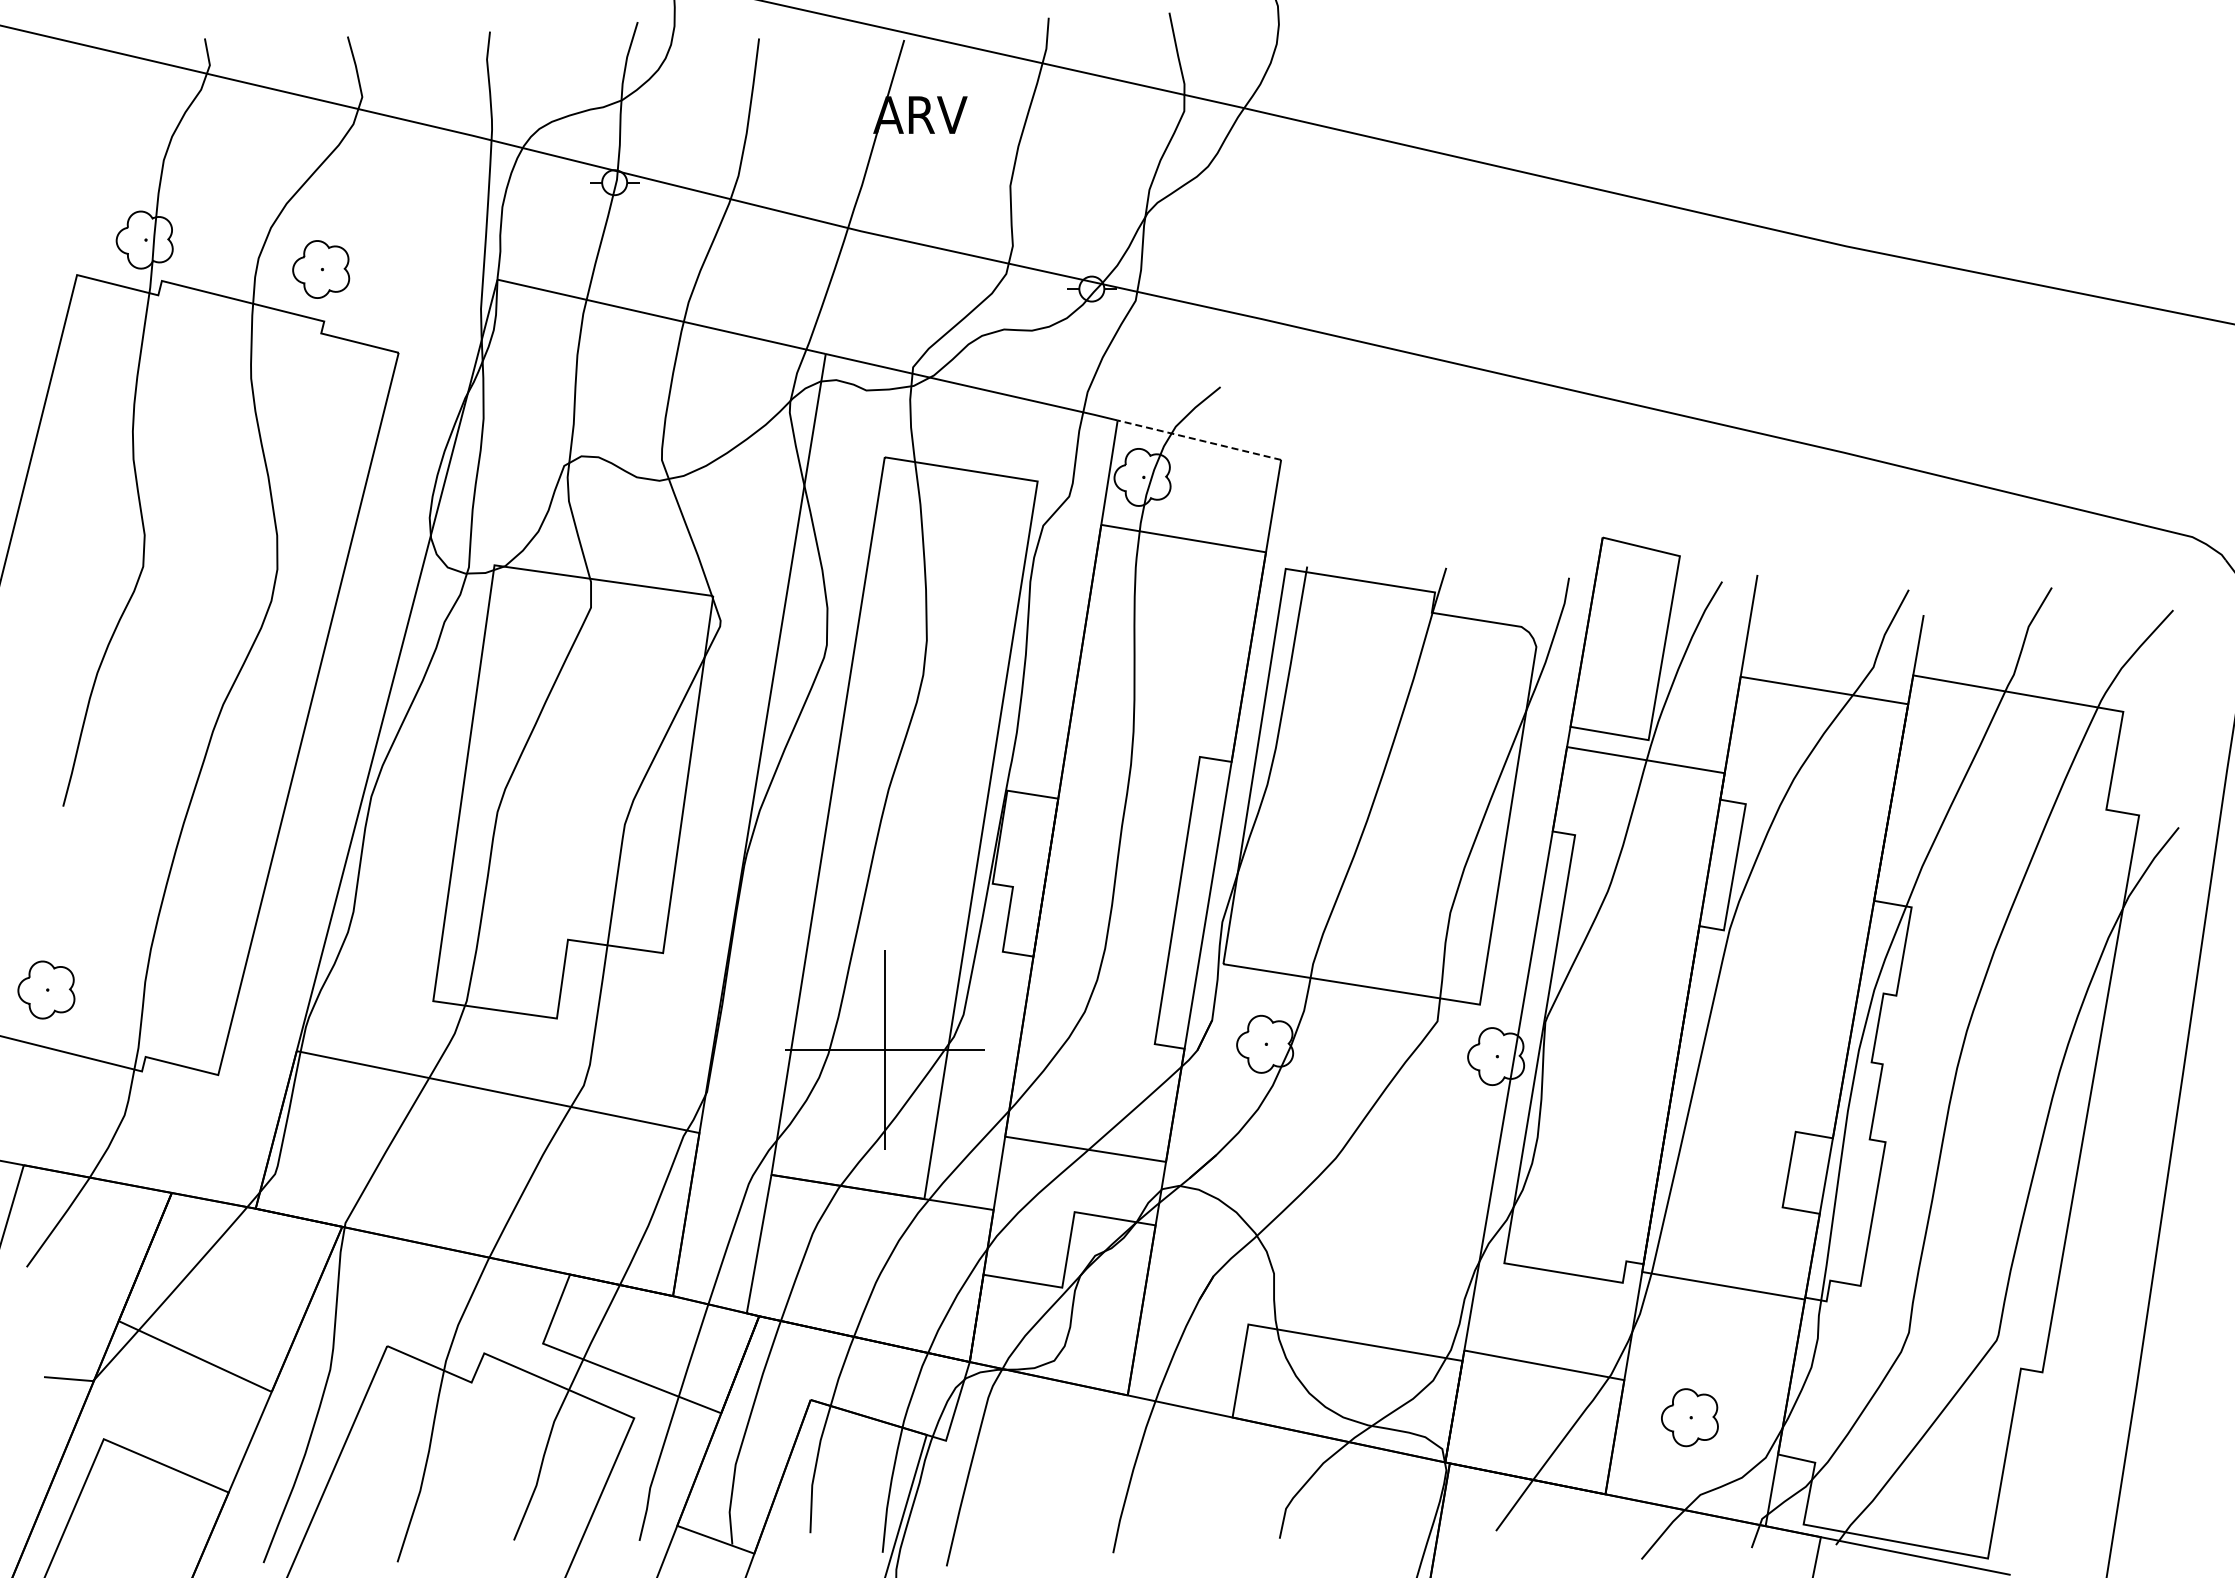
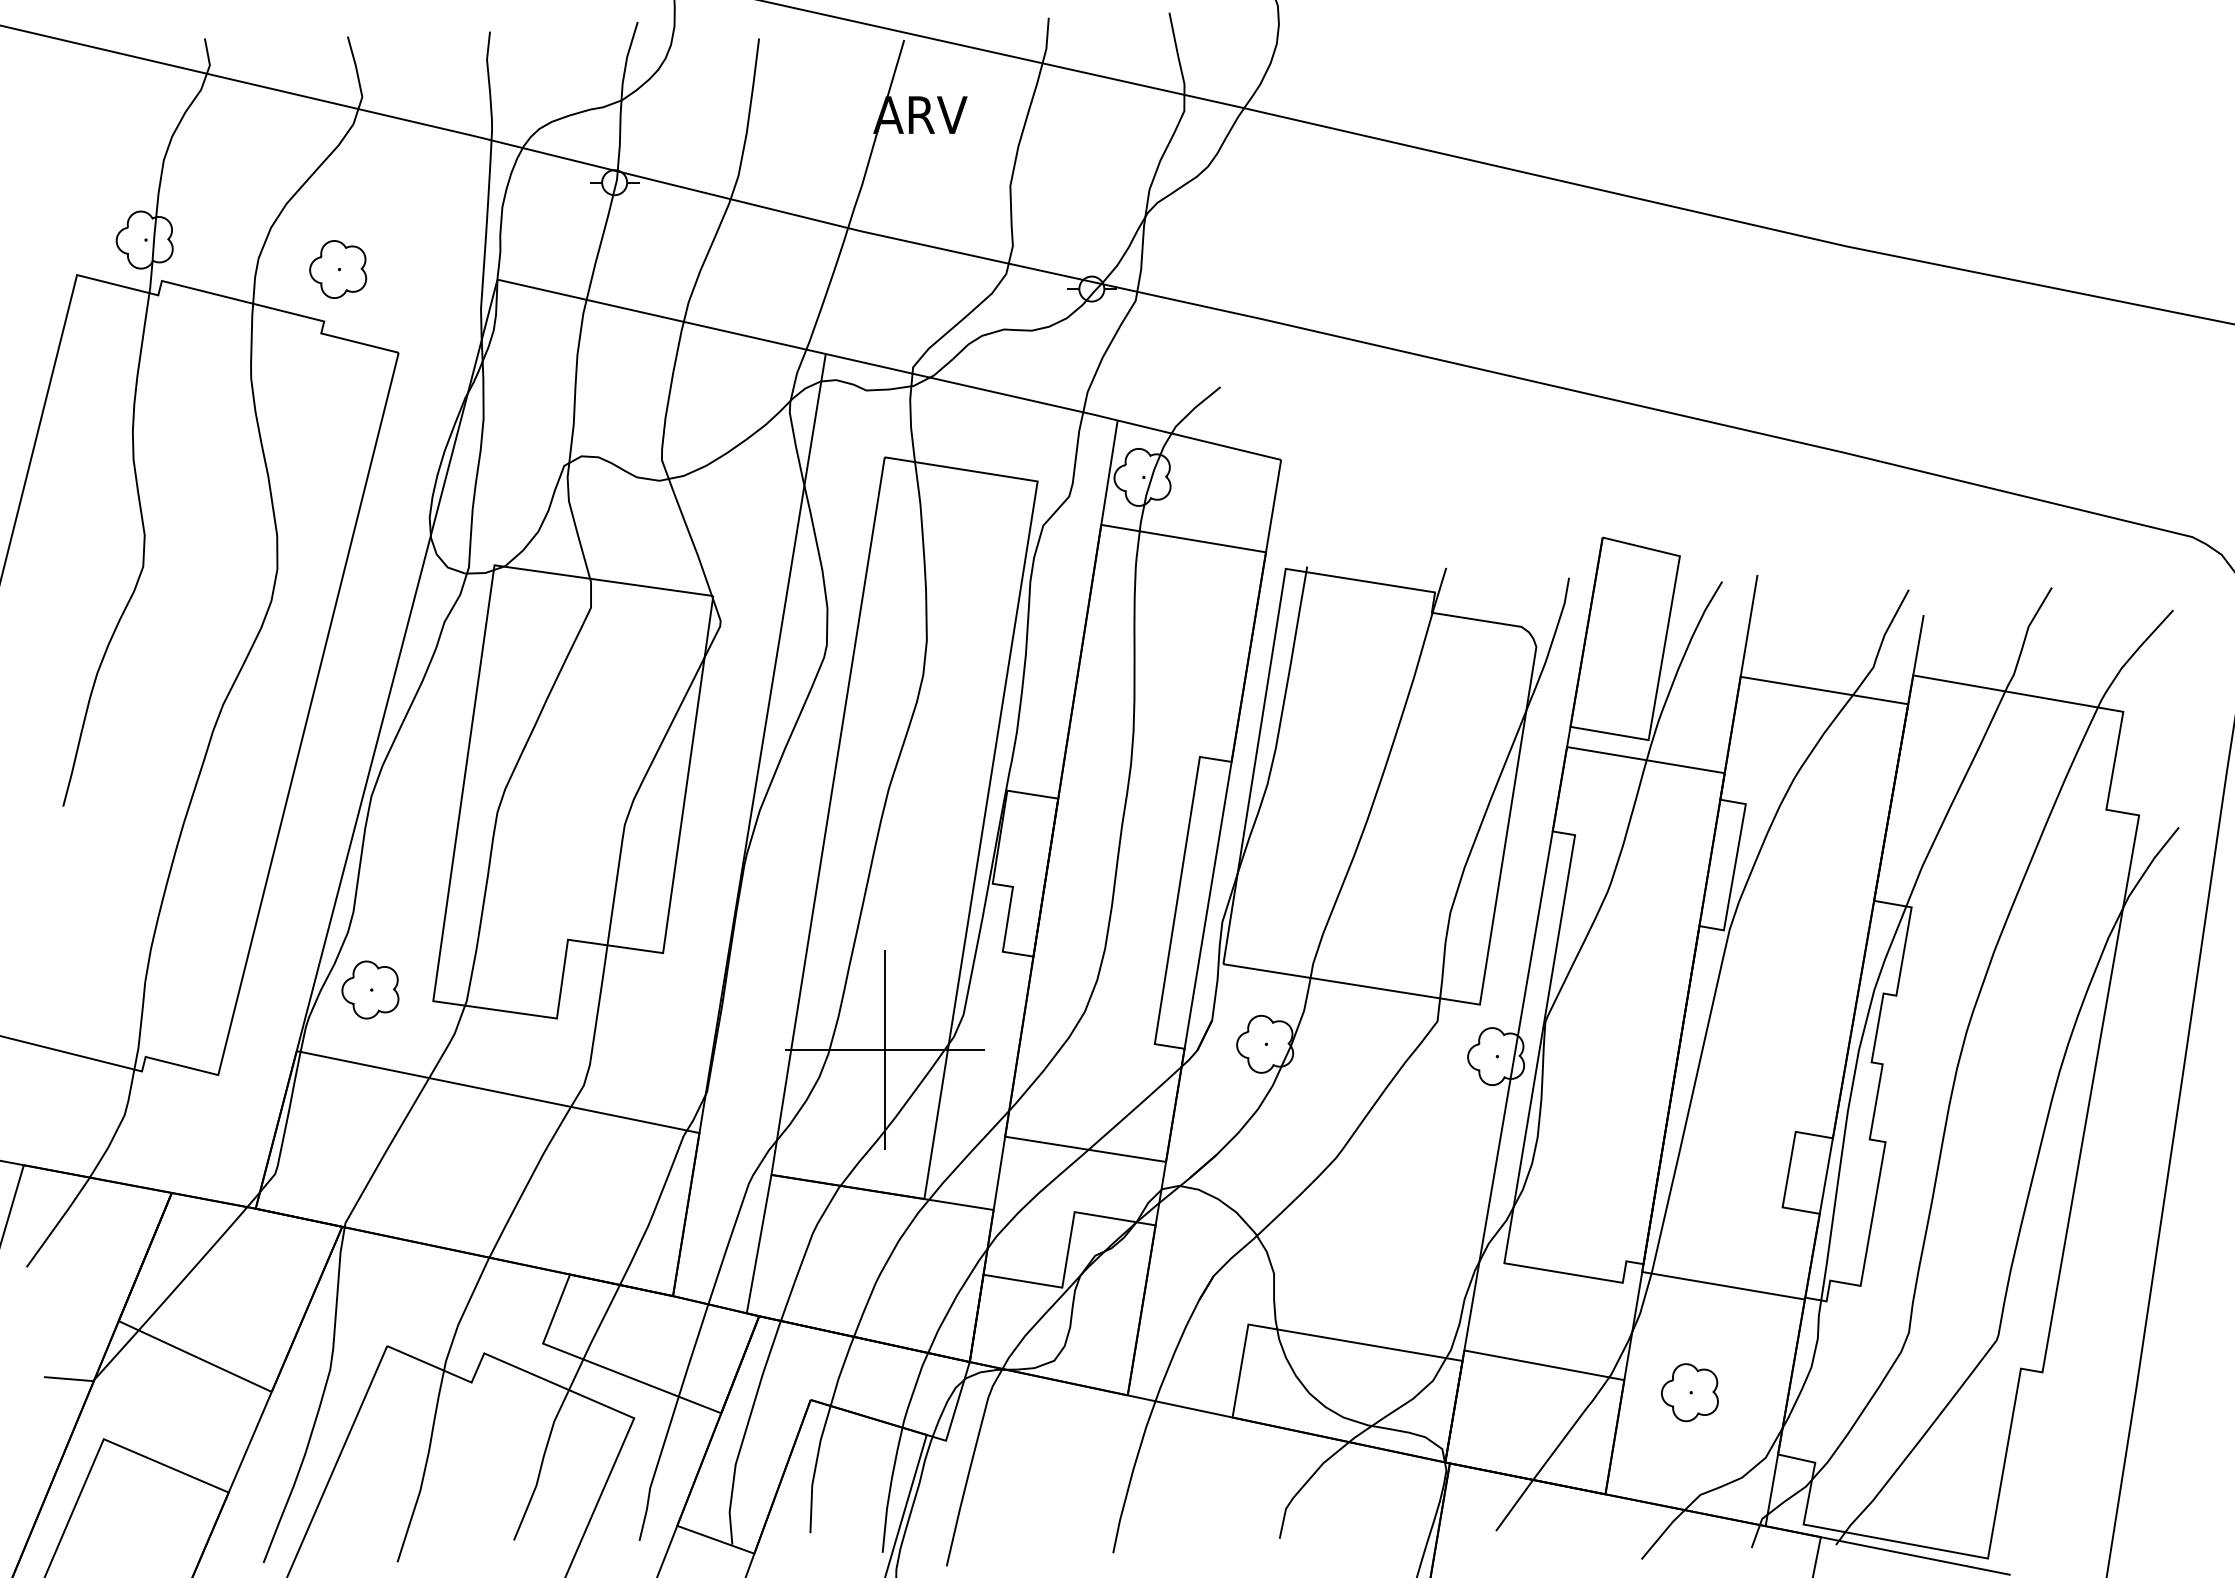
part position: (321, 269) -> (338, 269) (338, 269)
line: dashed -> solid (1198, 440)
part position: (46, 989) -> (370, 989) (370, 989)
part position: (1689, 1417) -> (1689, 1392) (1689, 1392)
